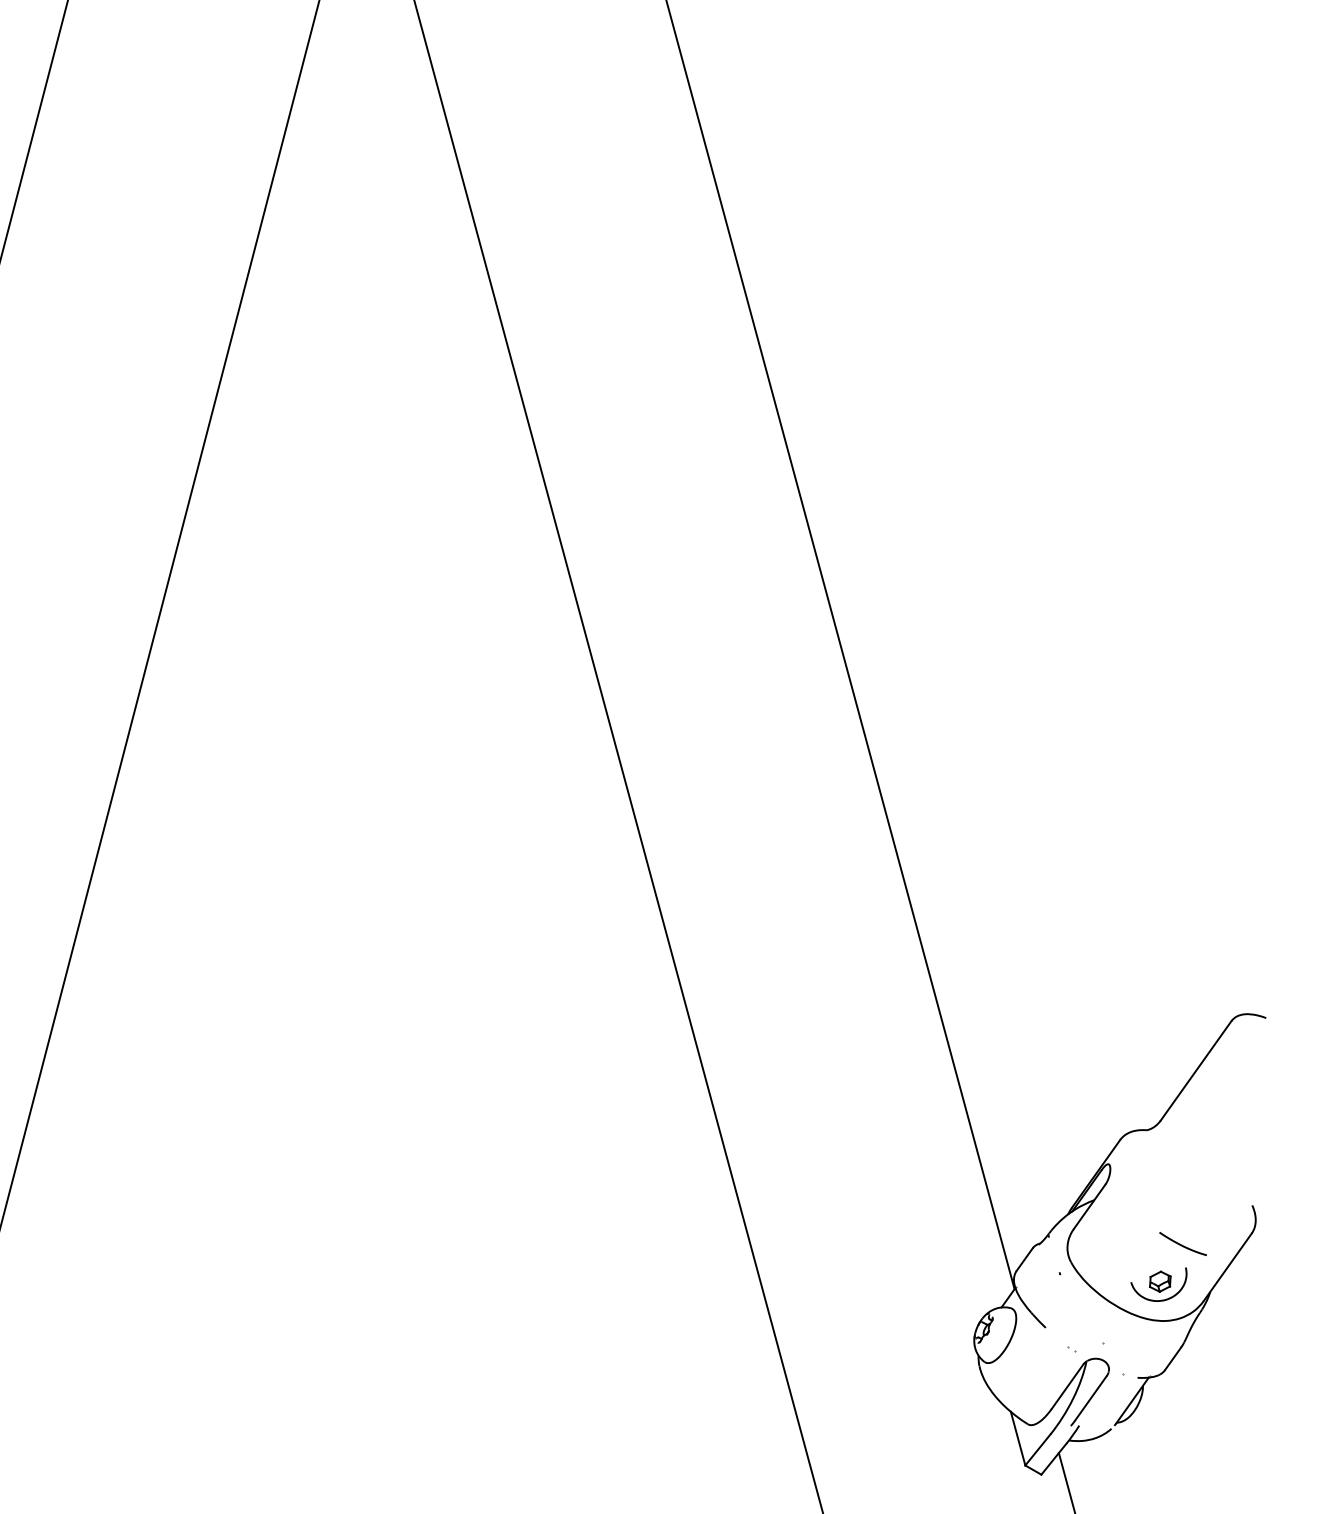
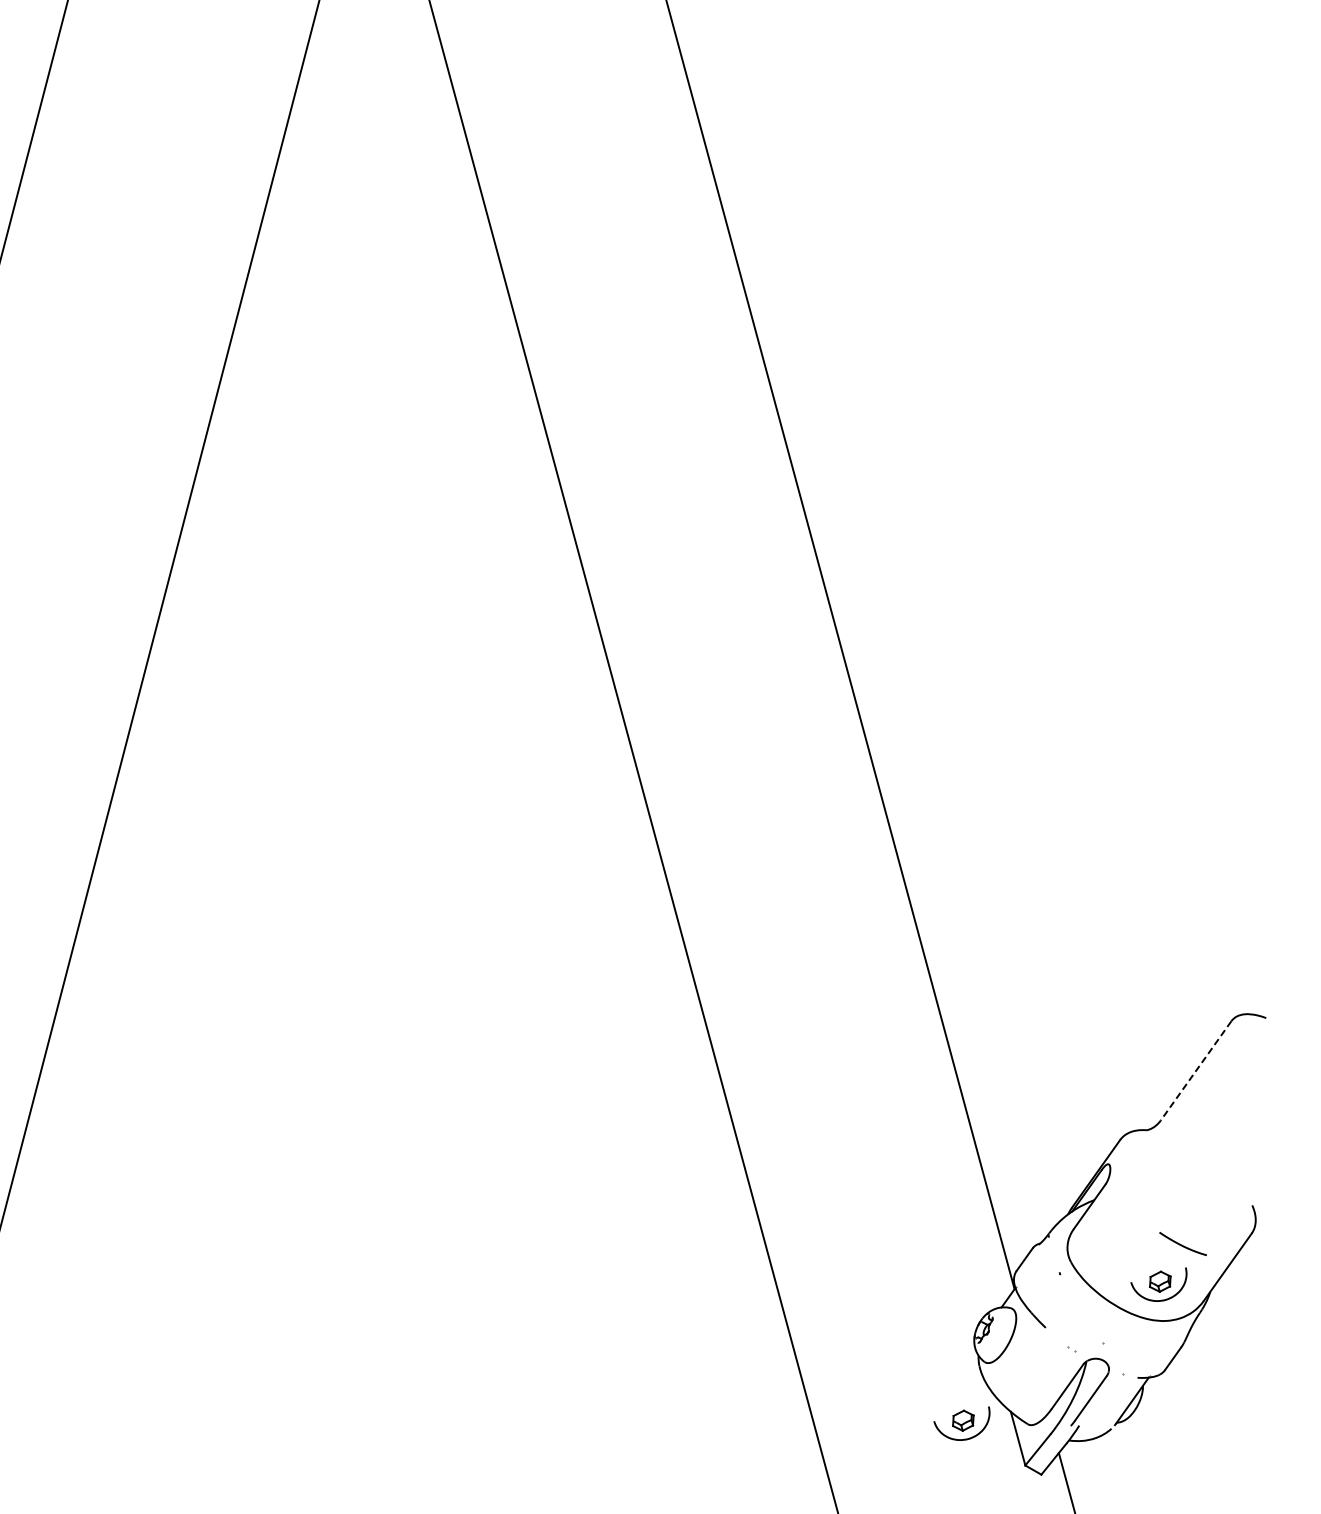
line position: (618, 756) -> (633, 756) (633, 756)
line: solid -> dashed (1196, 1070)
part: none -> present (961, 1423)
